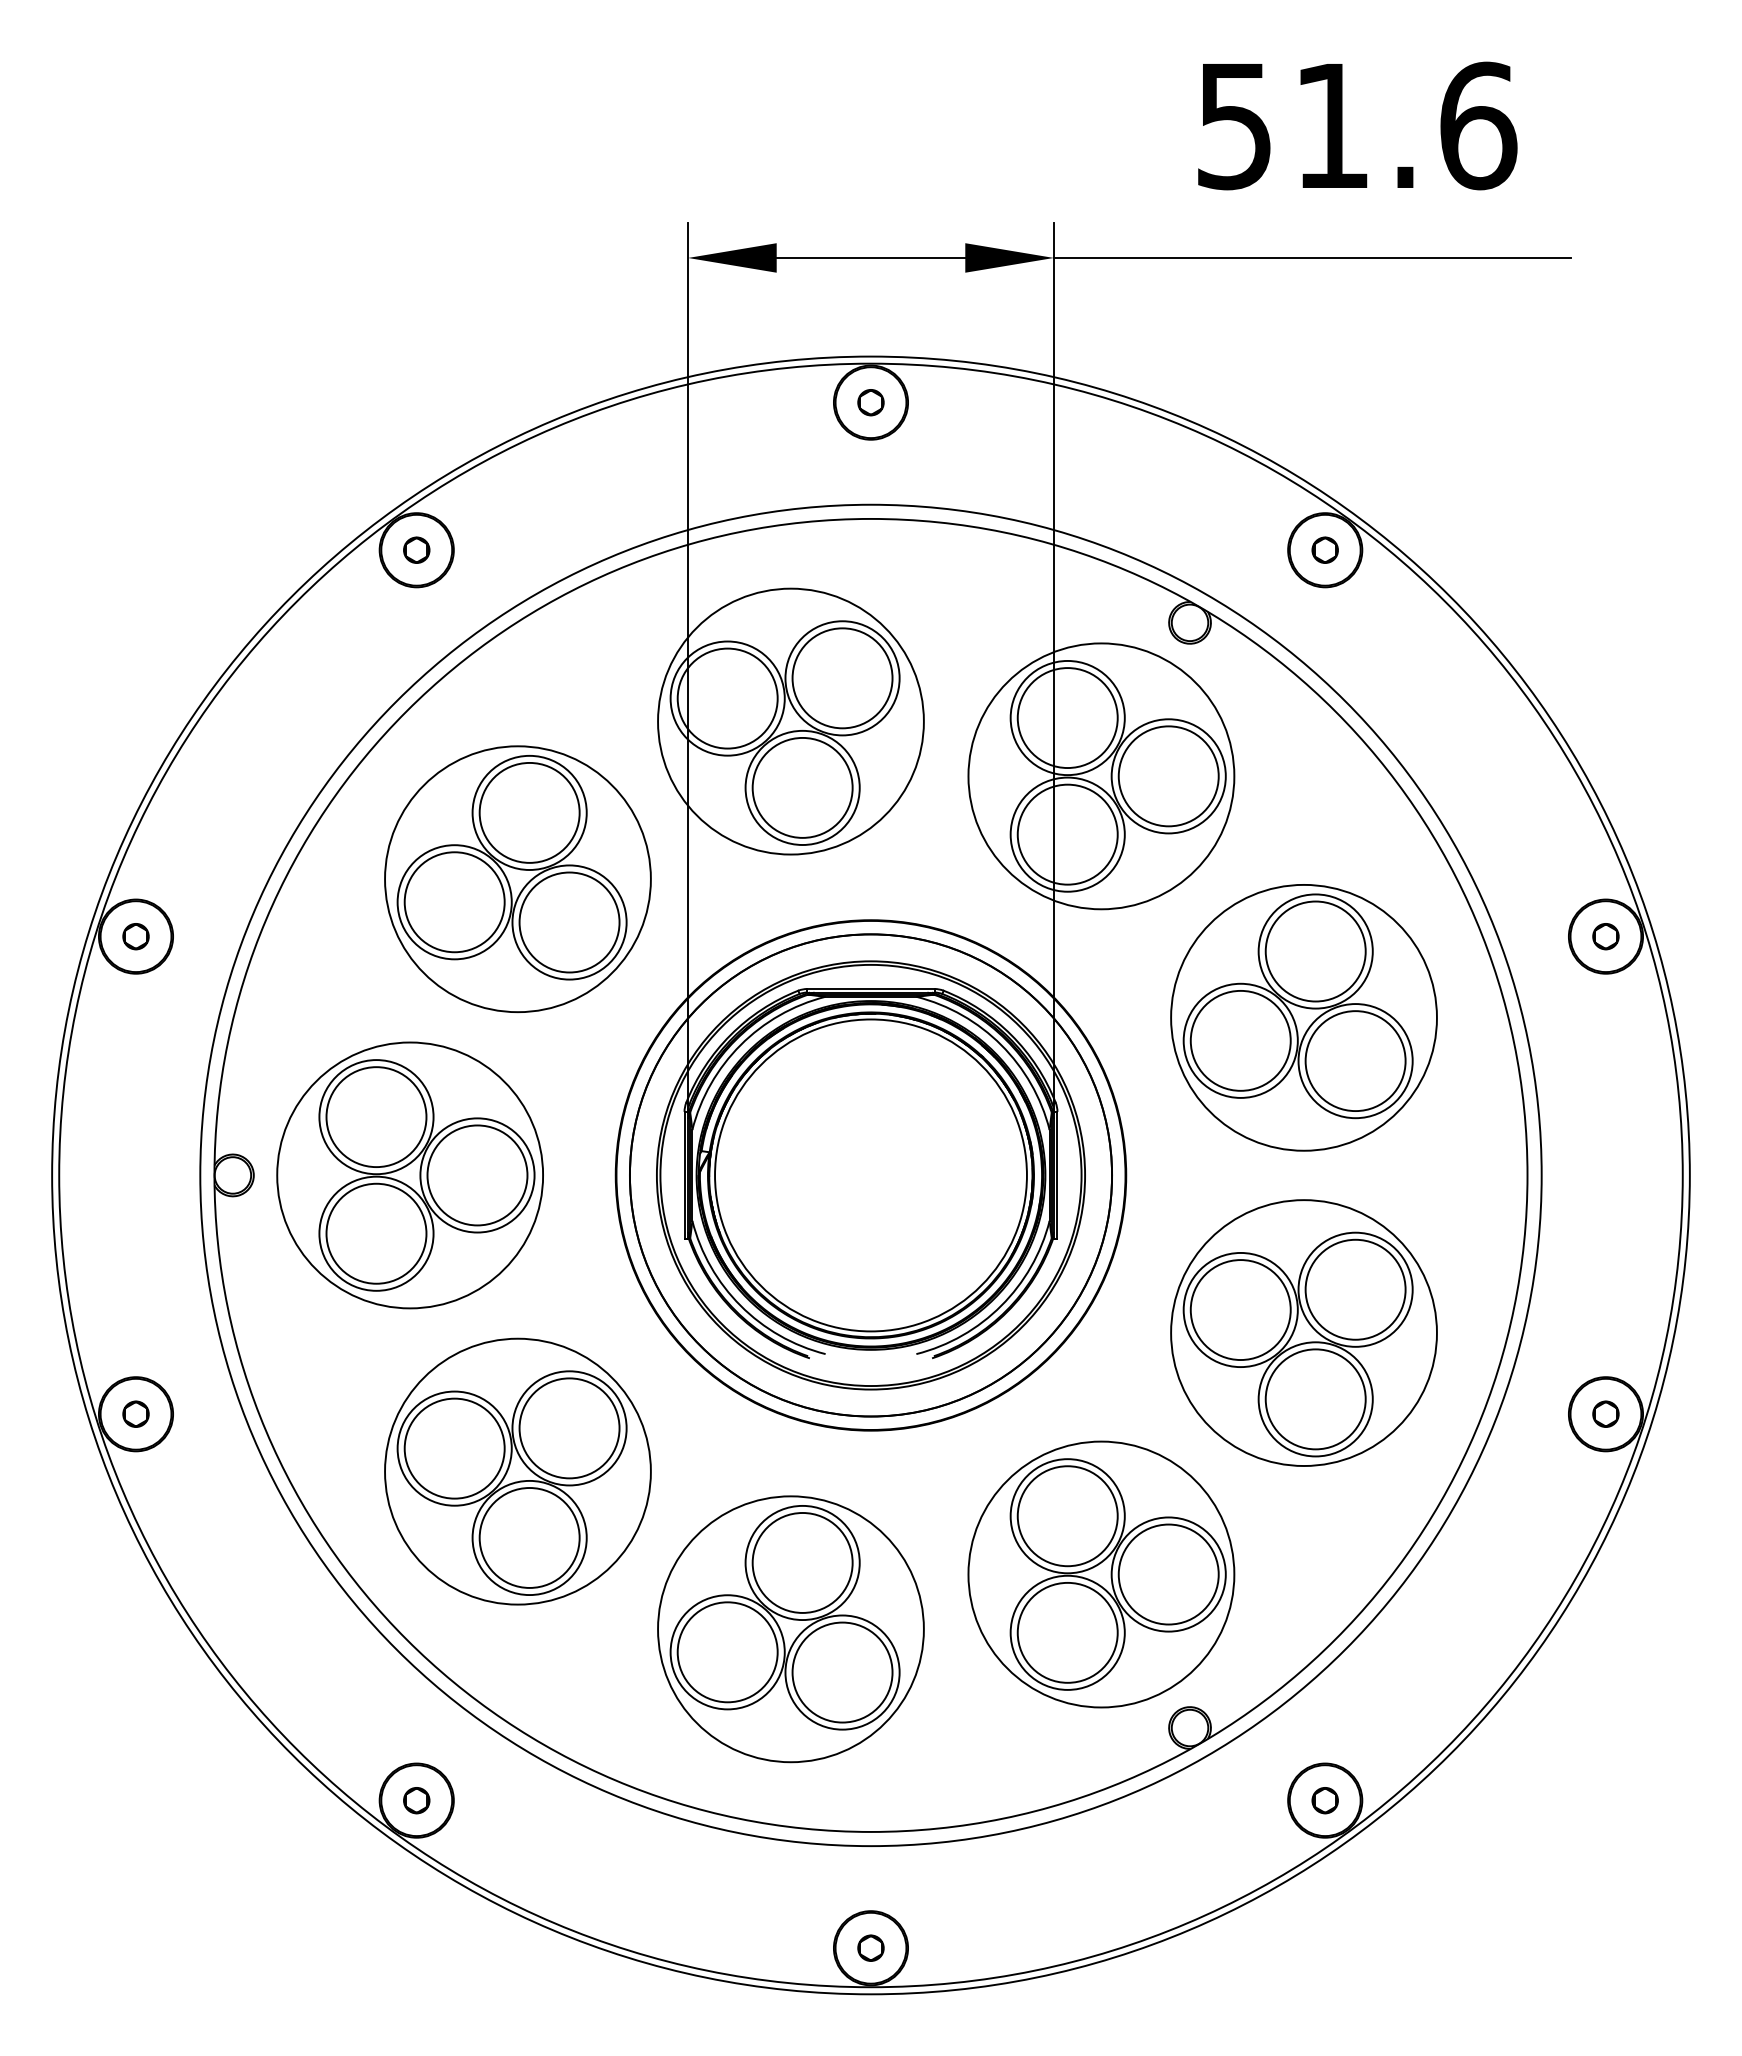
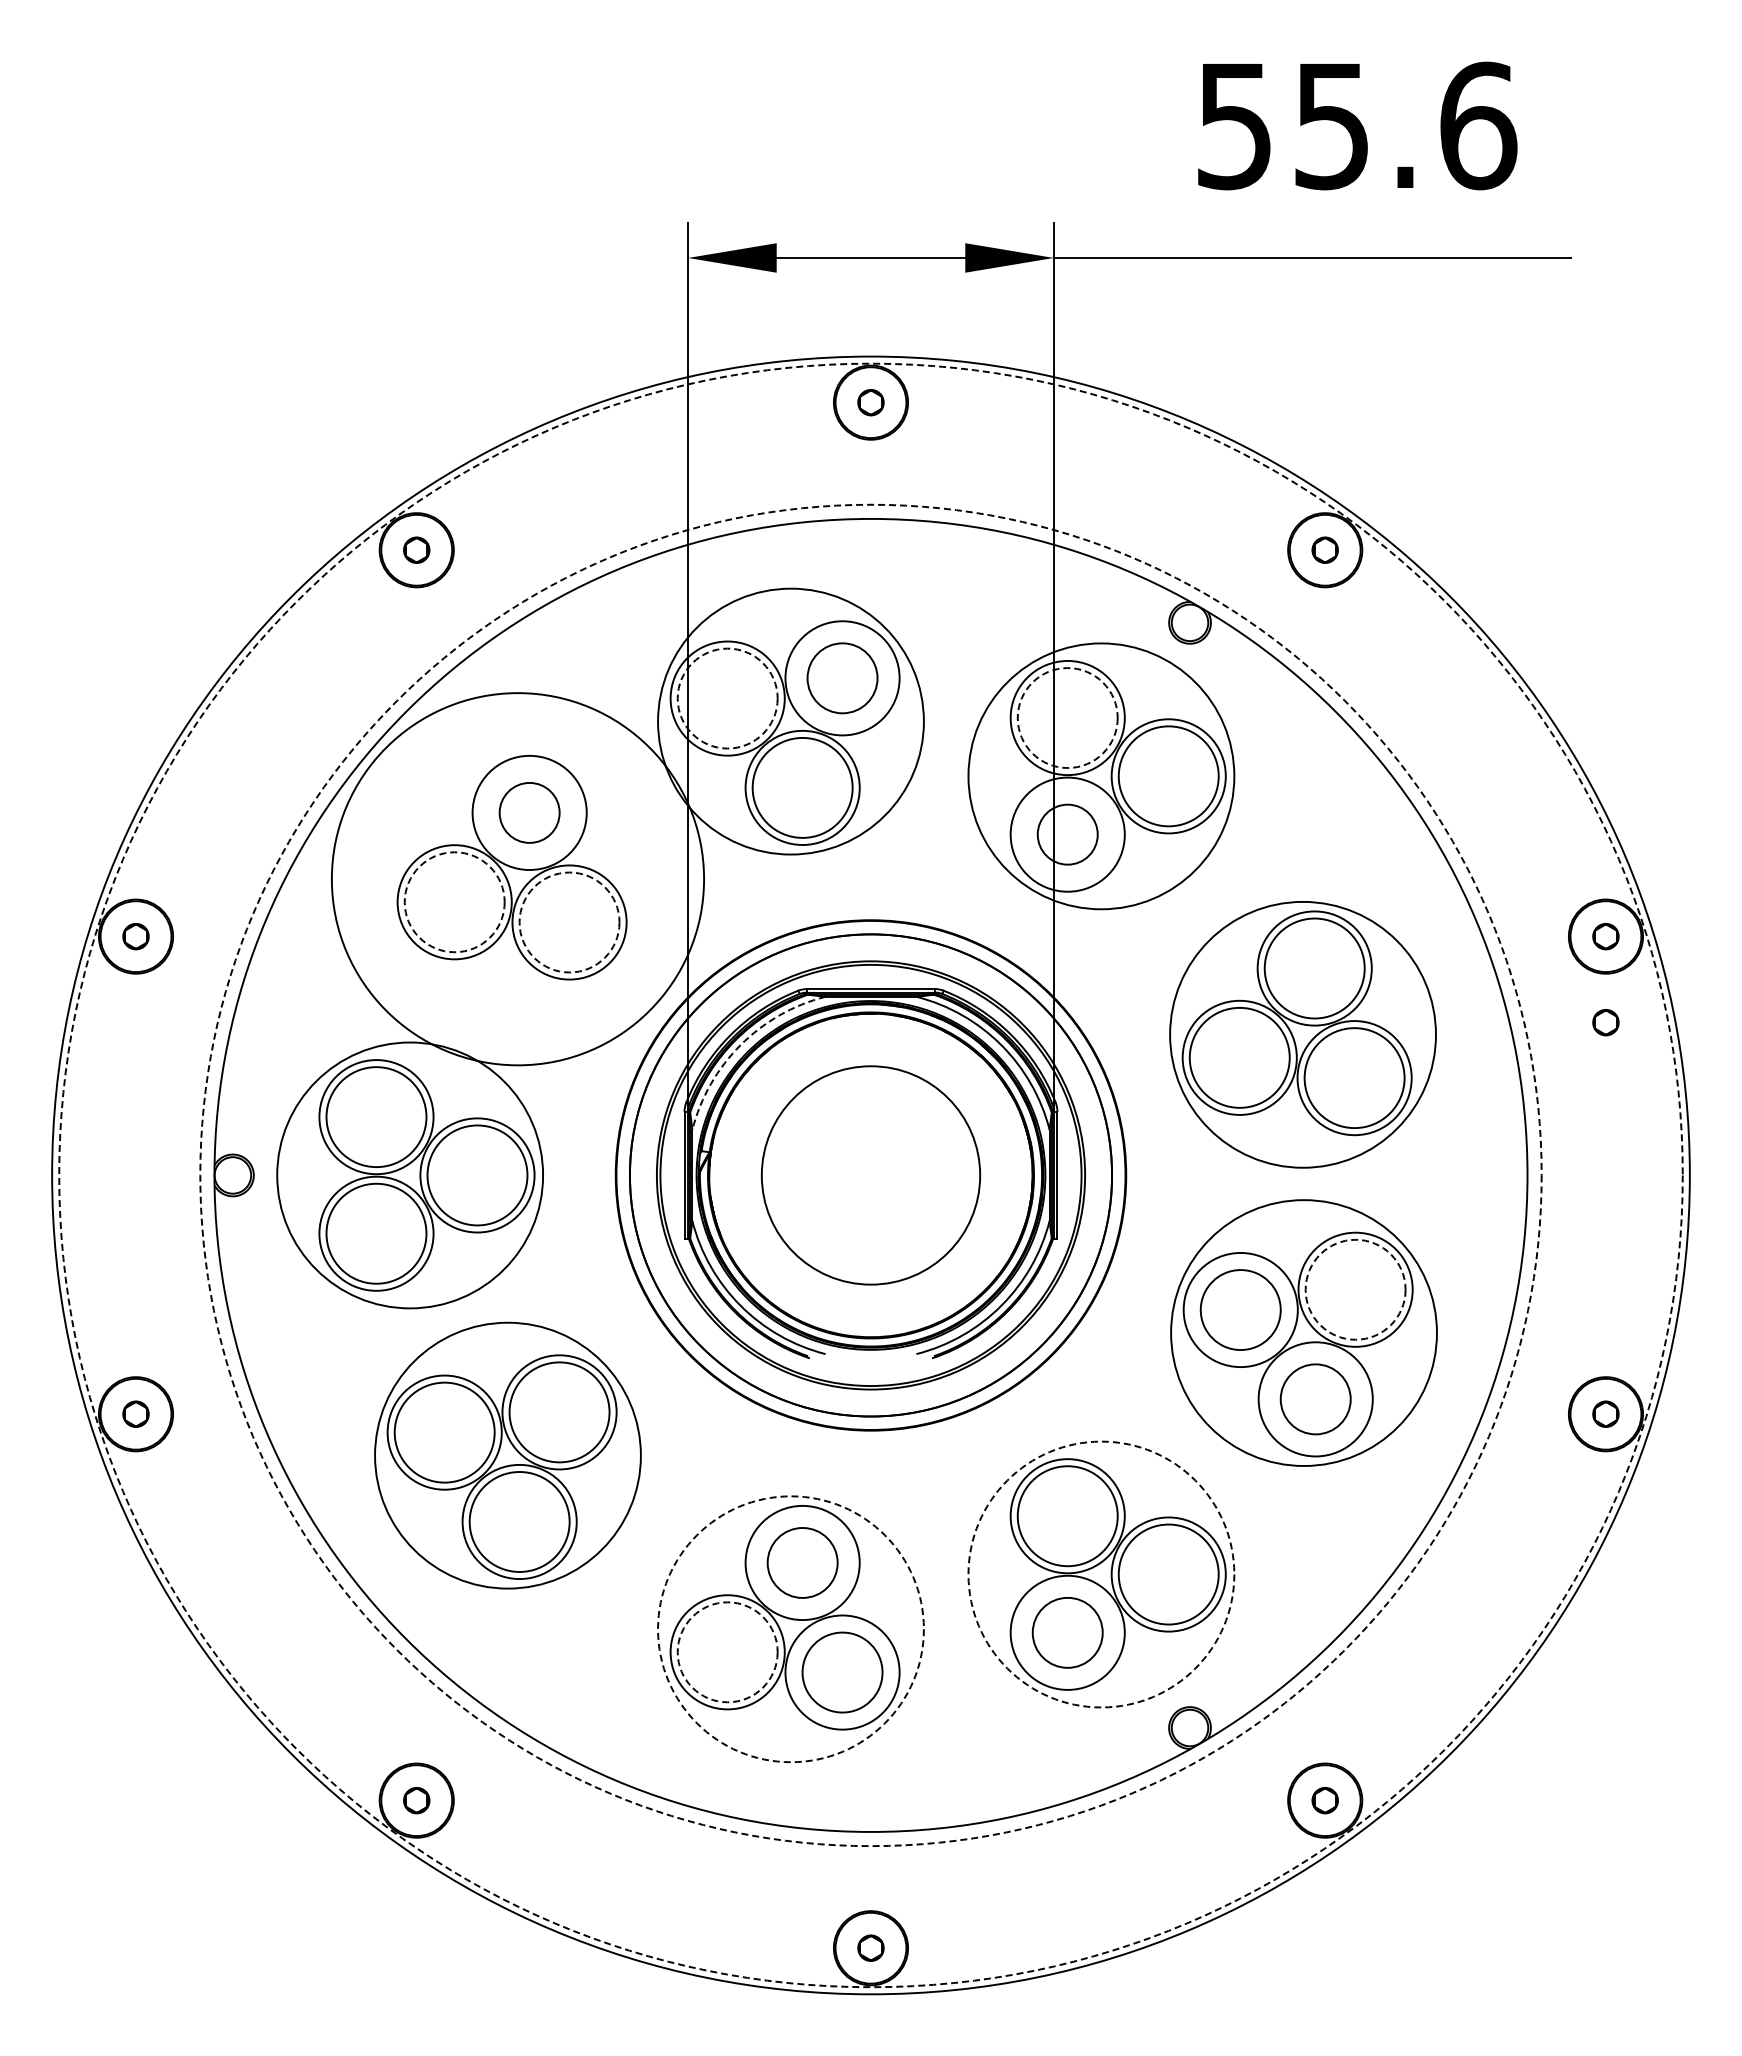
text: 51.6 -> 55.6 (1331, 127)
circle diameter: 100 px -> 70 px (842, 678)
circle: solid -> dashed (727, 698)
circle: solid -> dashed (1067, 718)
circle diameter: 100 px -> 60 px (529, 812)
circle diameter: 100 px -> 60 px (1067, 834)
circle diameter: 266 px -> 372 px (517, 879)
circle: solid -> dashed (454, 902)
circle: solid -> dashed (569, 922)
part position: (1303, 1017) -> (1302, 1034) (1302, 1034)
part: none -> present (1605, 1022)
arc: solid -> dashed (740, 1045)
circle diameter: 312 px -> 218 px (870, 1175)
circle: solid -> dashed (870, 1175)
circle: solid -> dashed (870, 1175)
circle: solid -> dashed (1355, 1289)
circle diameter: 100 px -> 80 px (1240, 1310)
circle diameter: 100 px -> 70 px (1315, 1399)
part position: (517, 1471) -> (507, 1455) (507, 1455)
circle diameter: 100 px -> 70 px (802, 1562)
circle: solid -> dashed (1101, 1574)
circle: solid -> dashed (790, 1629)
circle diameter: 100 px -> 70 px (1067, 1632)
circle: solid -> dashed (727, 1652)
circle diameter: 100 px -> 80 px (842, 1672)
